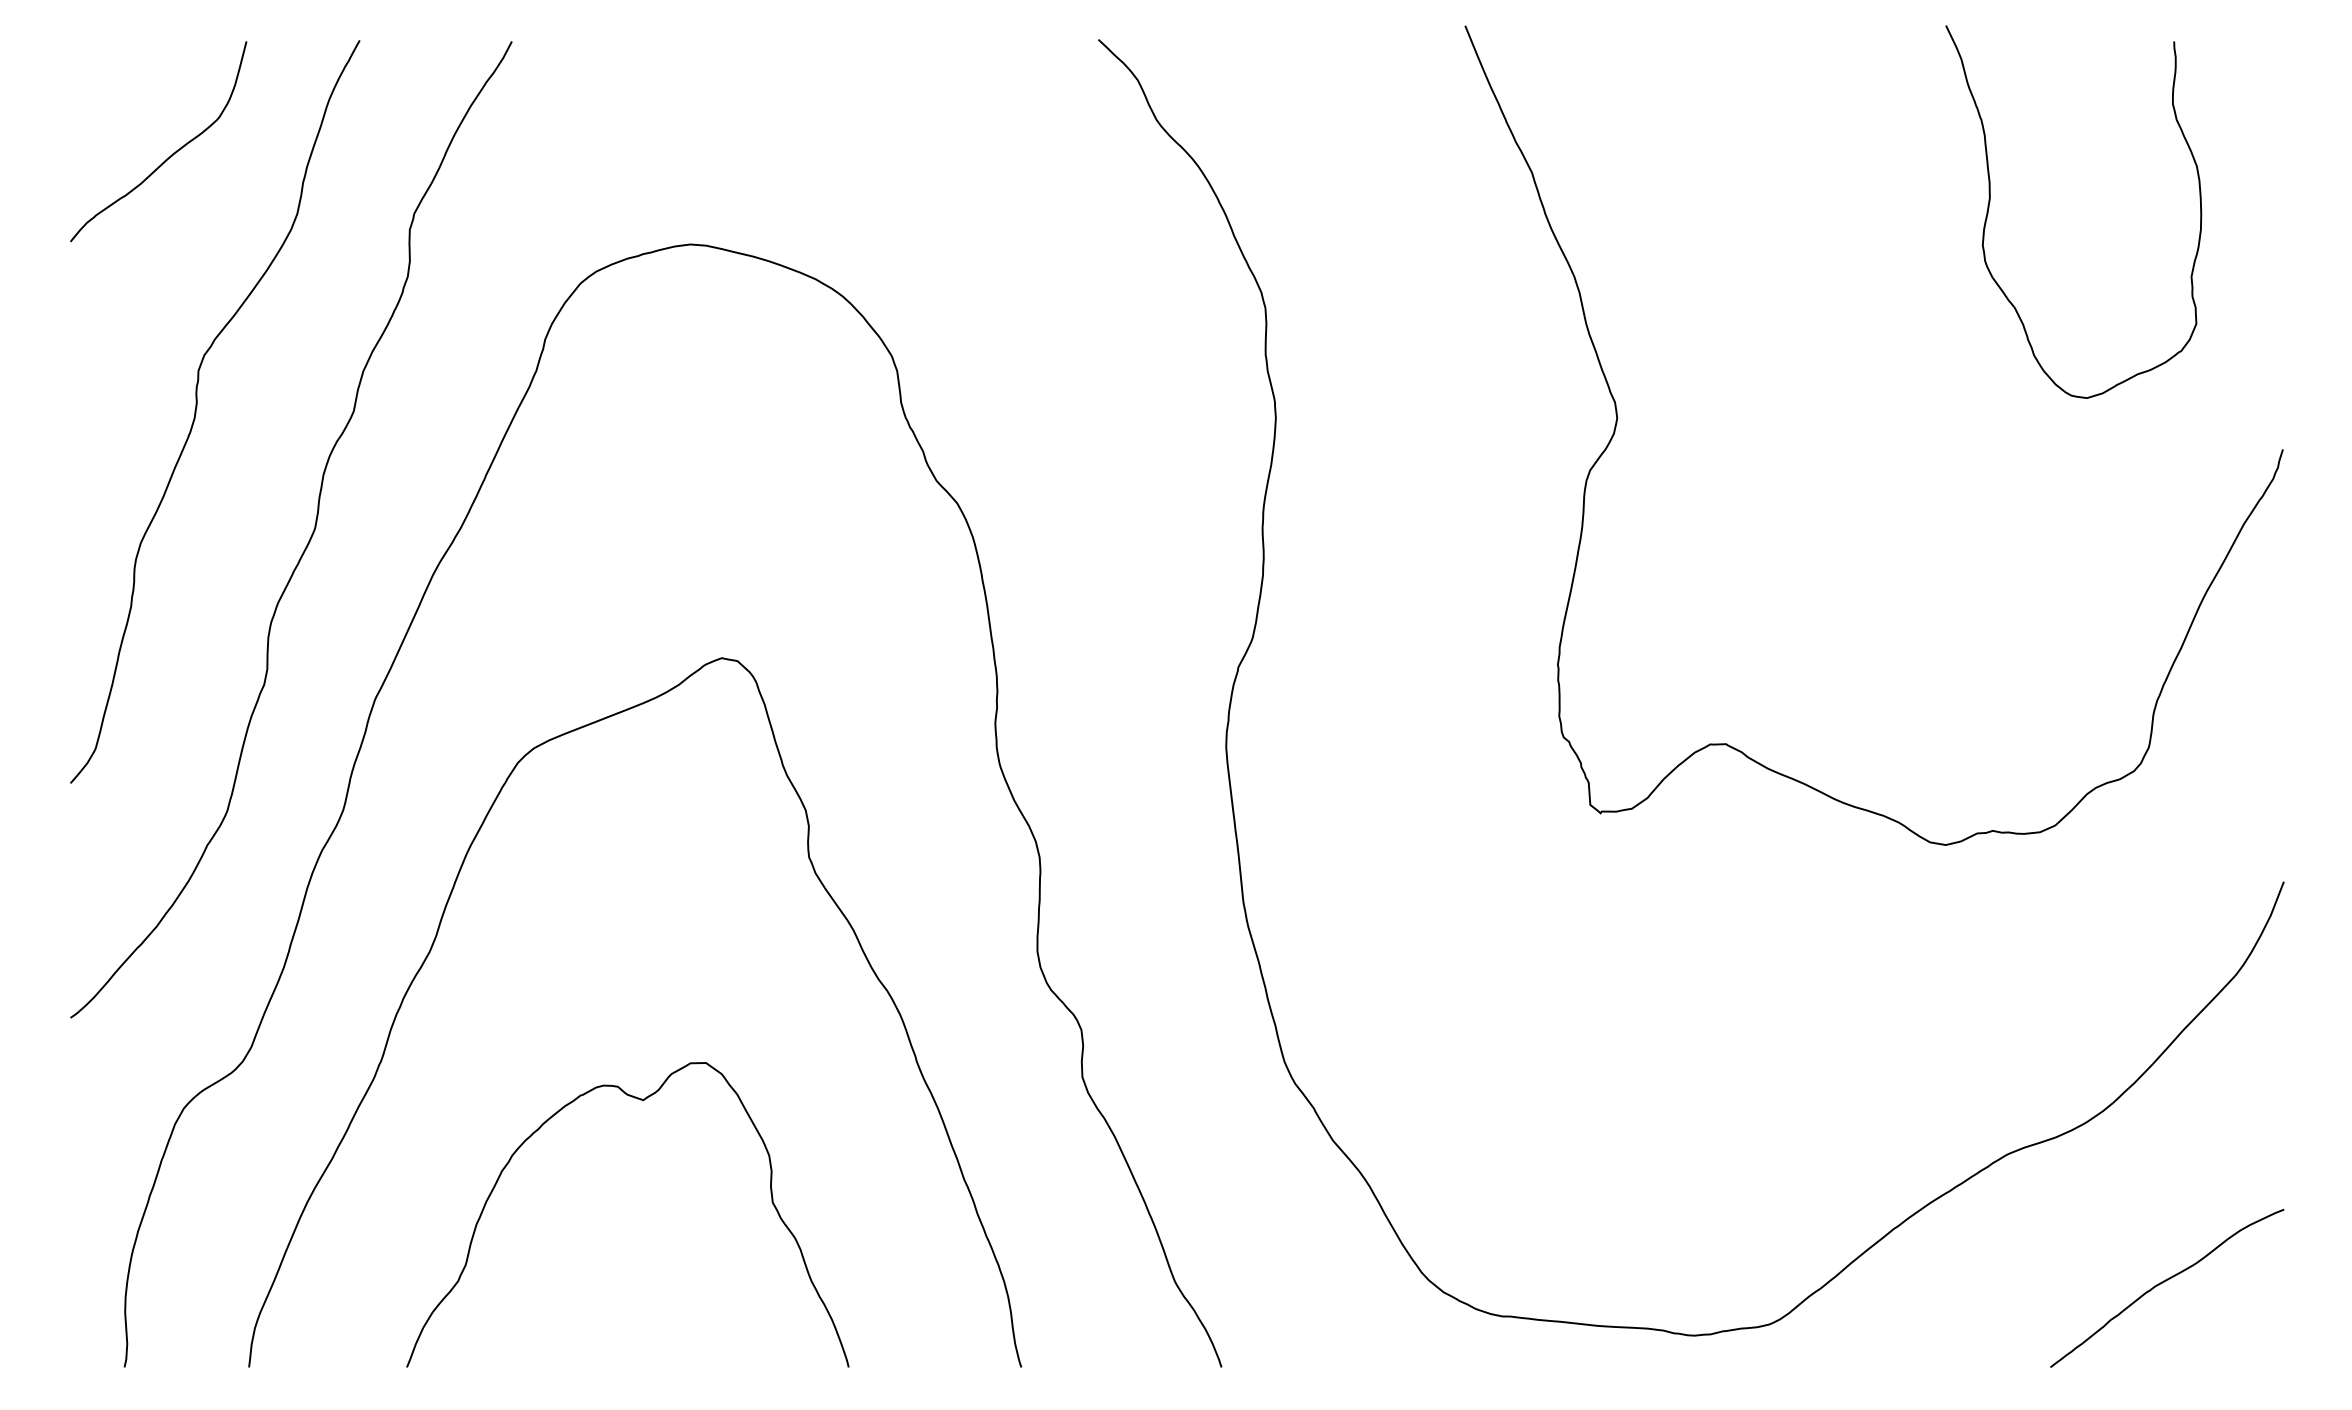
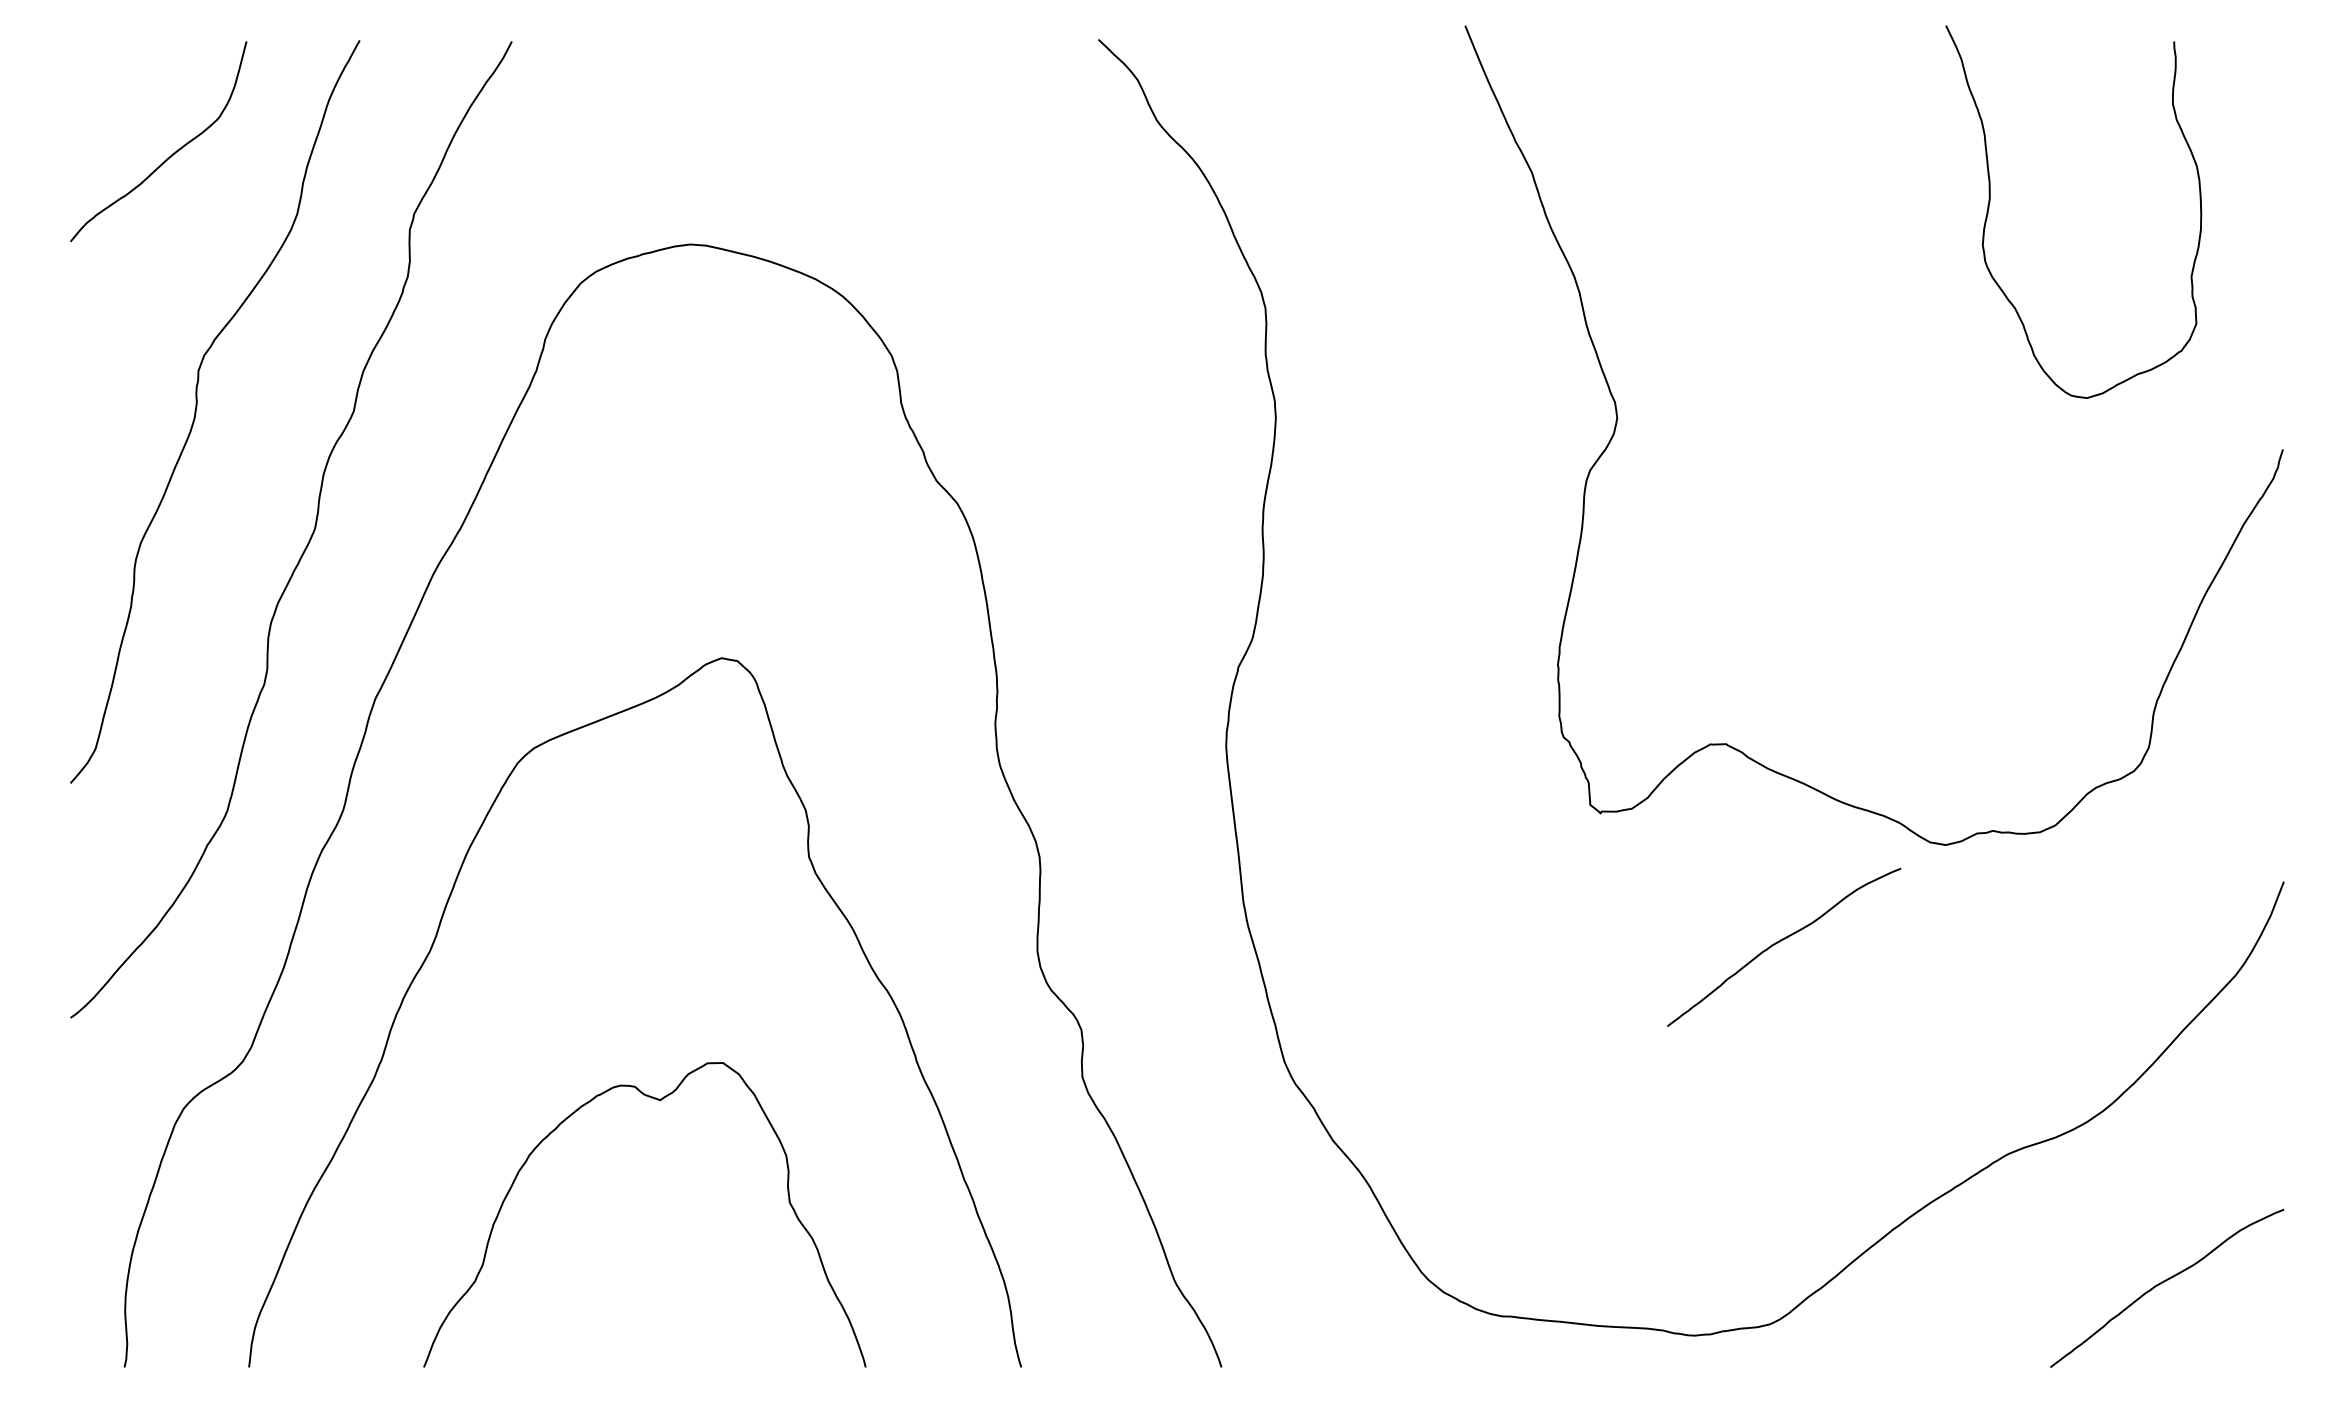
curve: none -> present (1781, 941)
curve position: (643, 1101) -> (660, 1101) (660, 1101)
